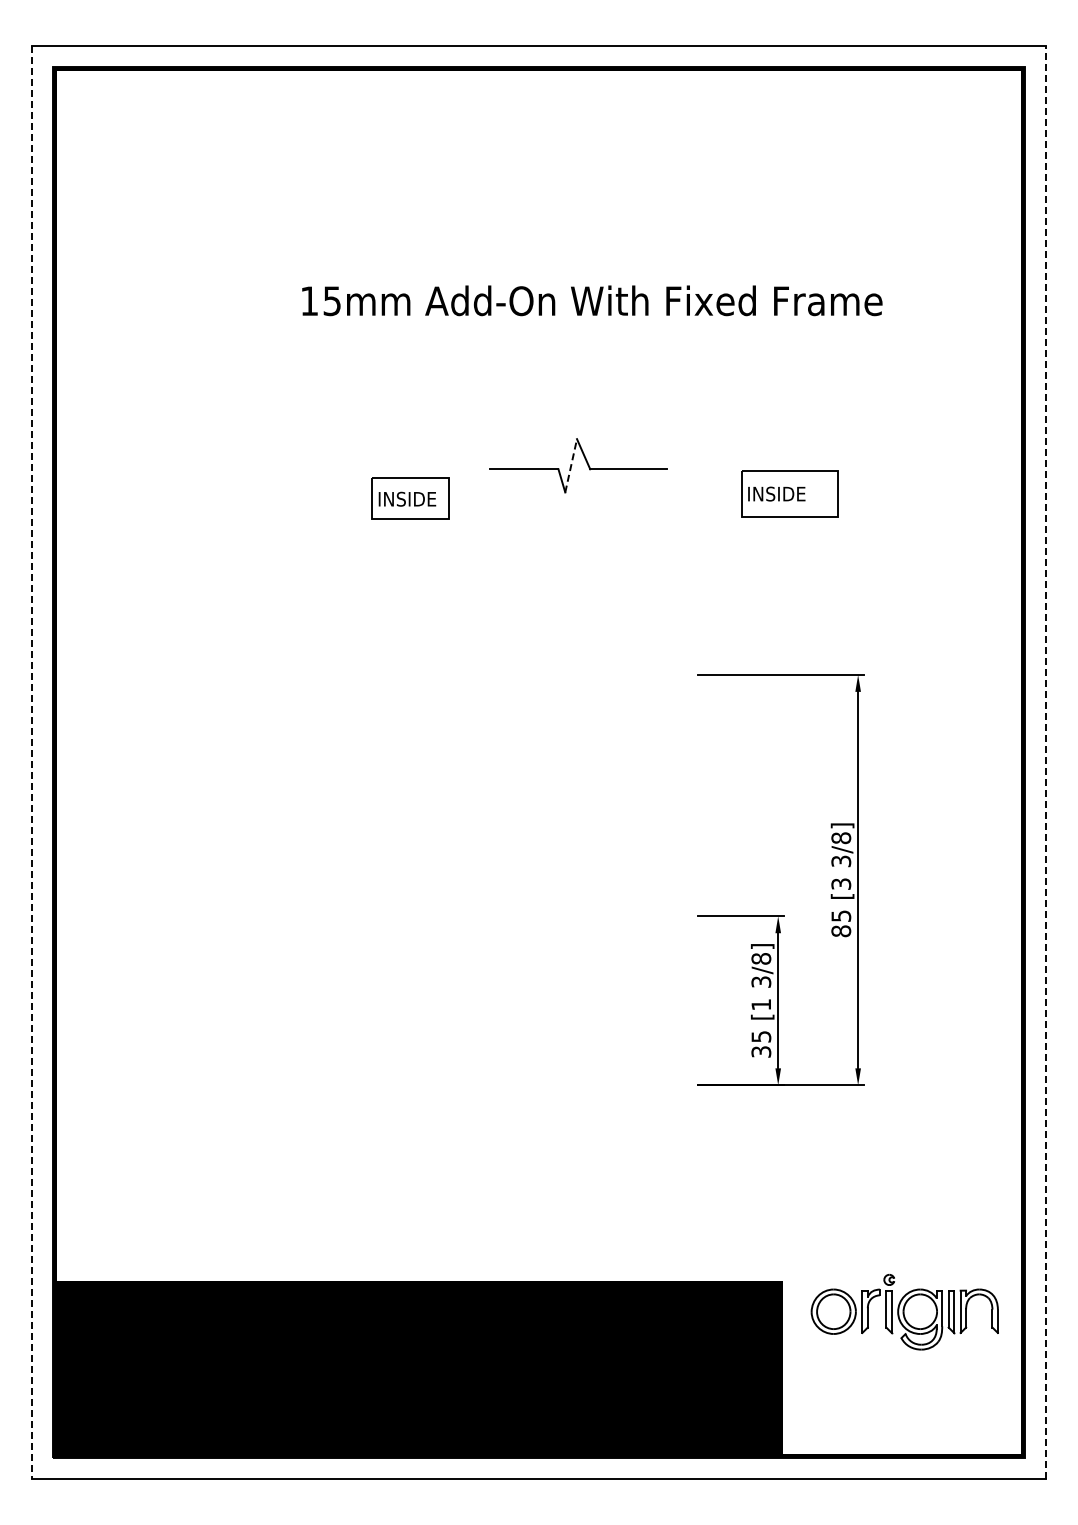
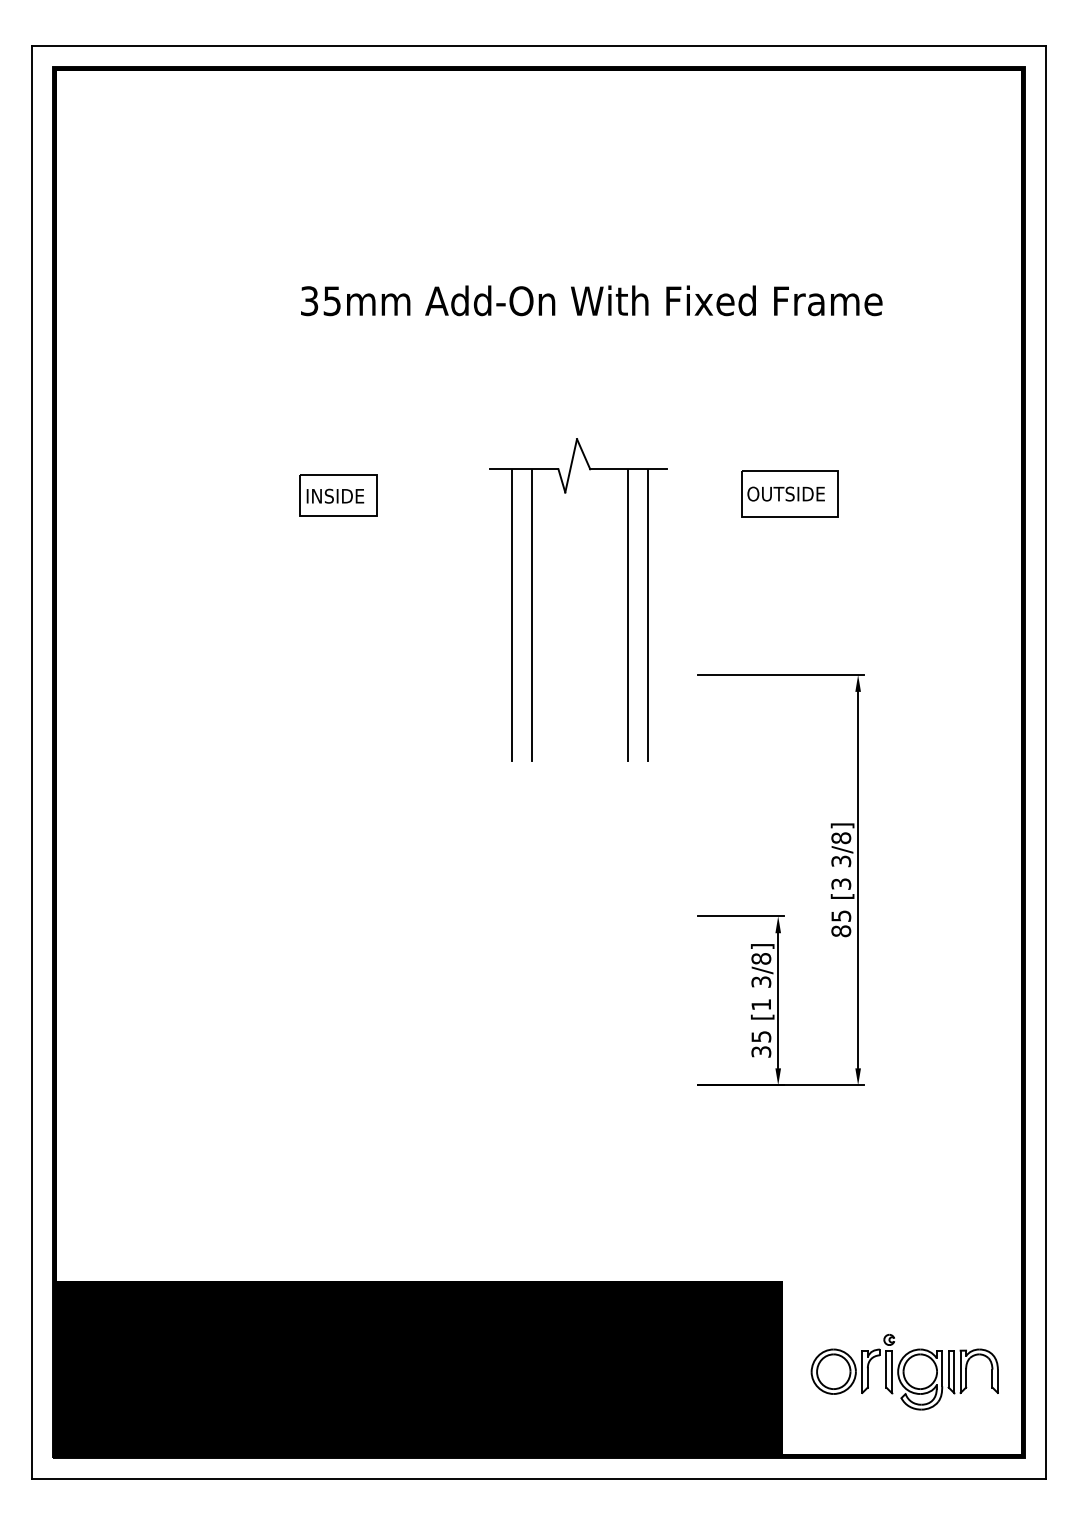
text: 15mm -> 35mm (309, 301)
line: dashed -> solid (571, 465)
text: INSIDE -> OUTSIDE (785, 493)
part position: (410, 498) -> (338, 495) (338, 495)
line: none -> present (512, 615)
line: none -> present (531, 615)
line: none -> present (628, 615)
line: none -> present (647, 615)
line: dashed -> solid (32, 762)
line: dashed -> solid (1045, 762)
part position: (904, 1312) -> (904, 1372) (904, 1372)
